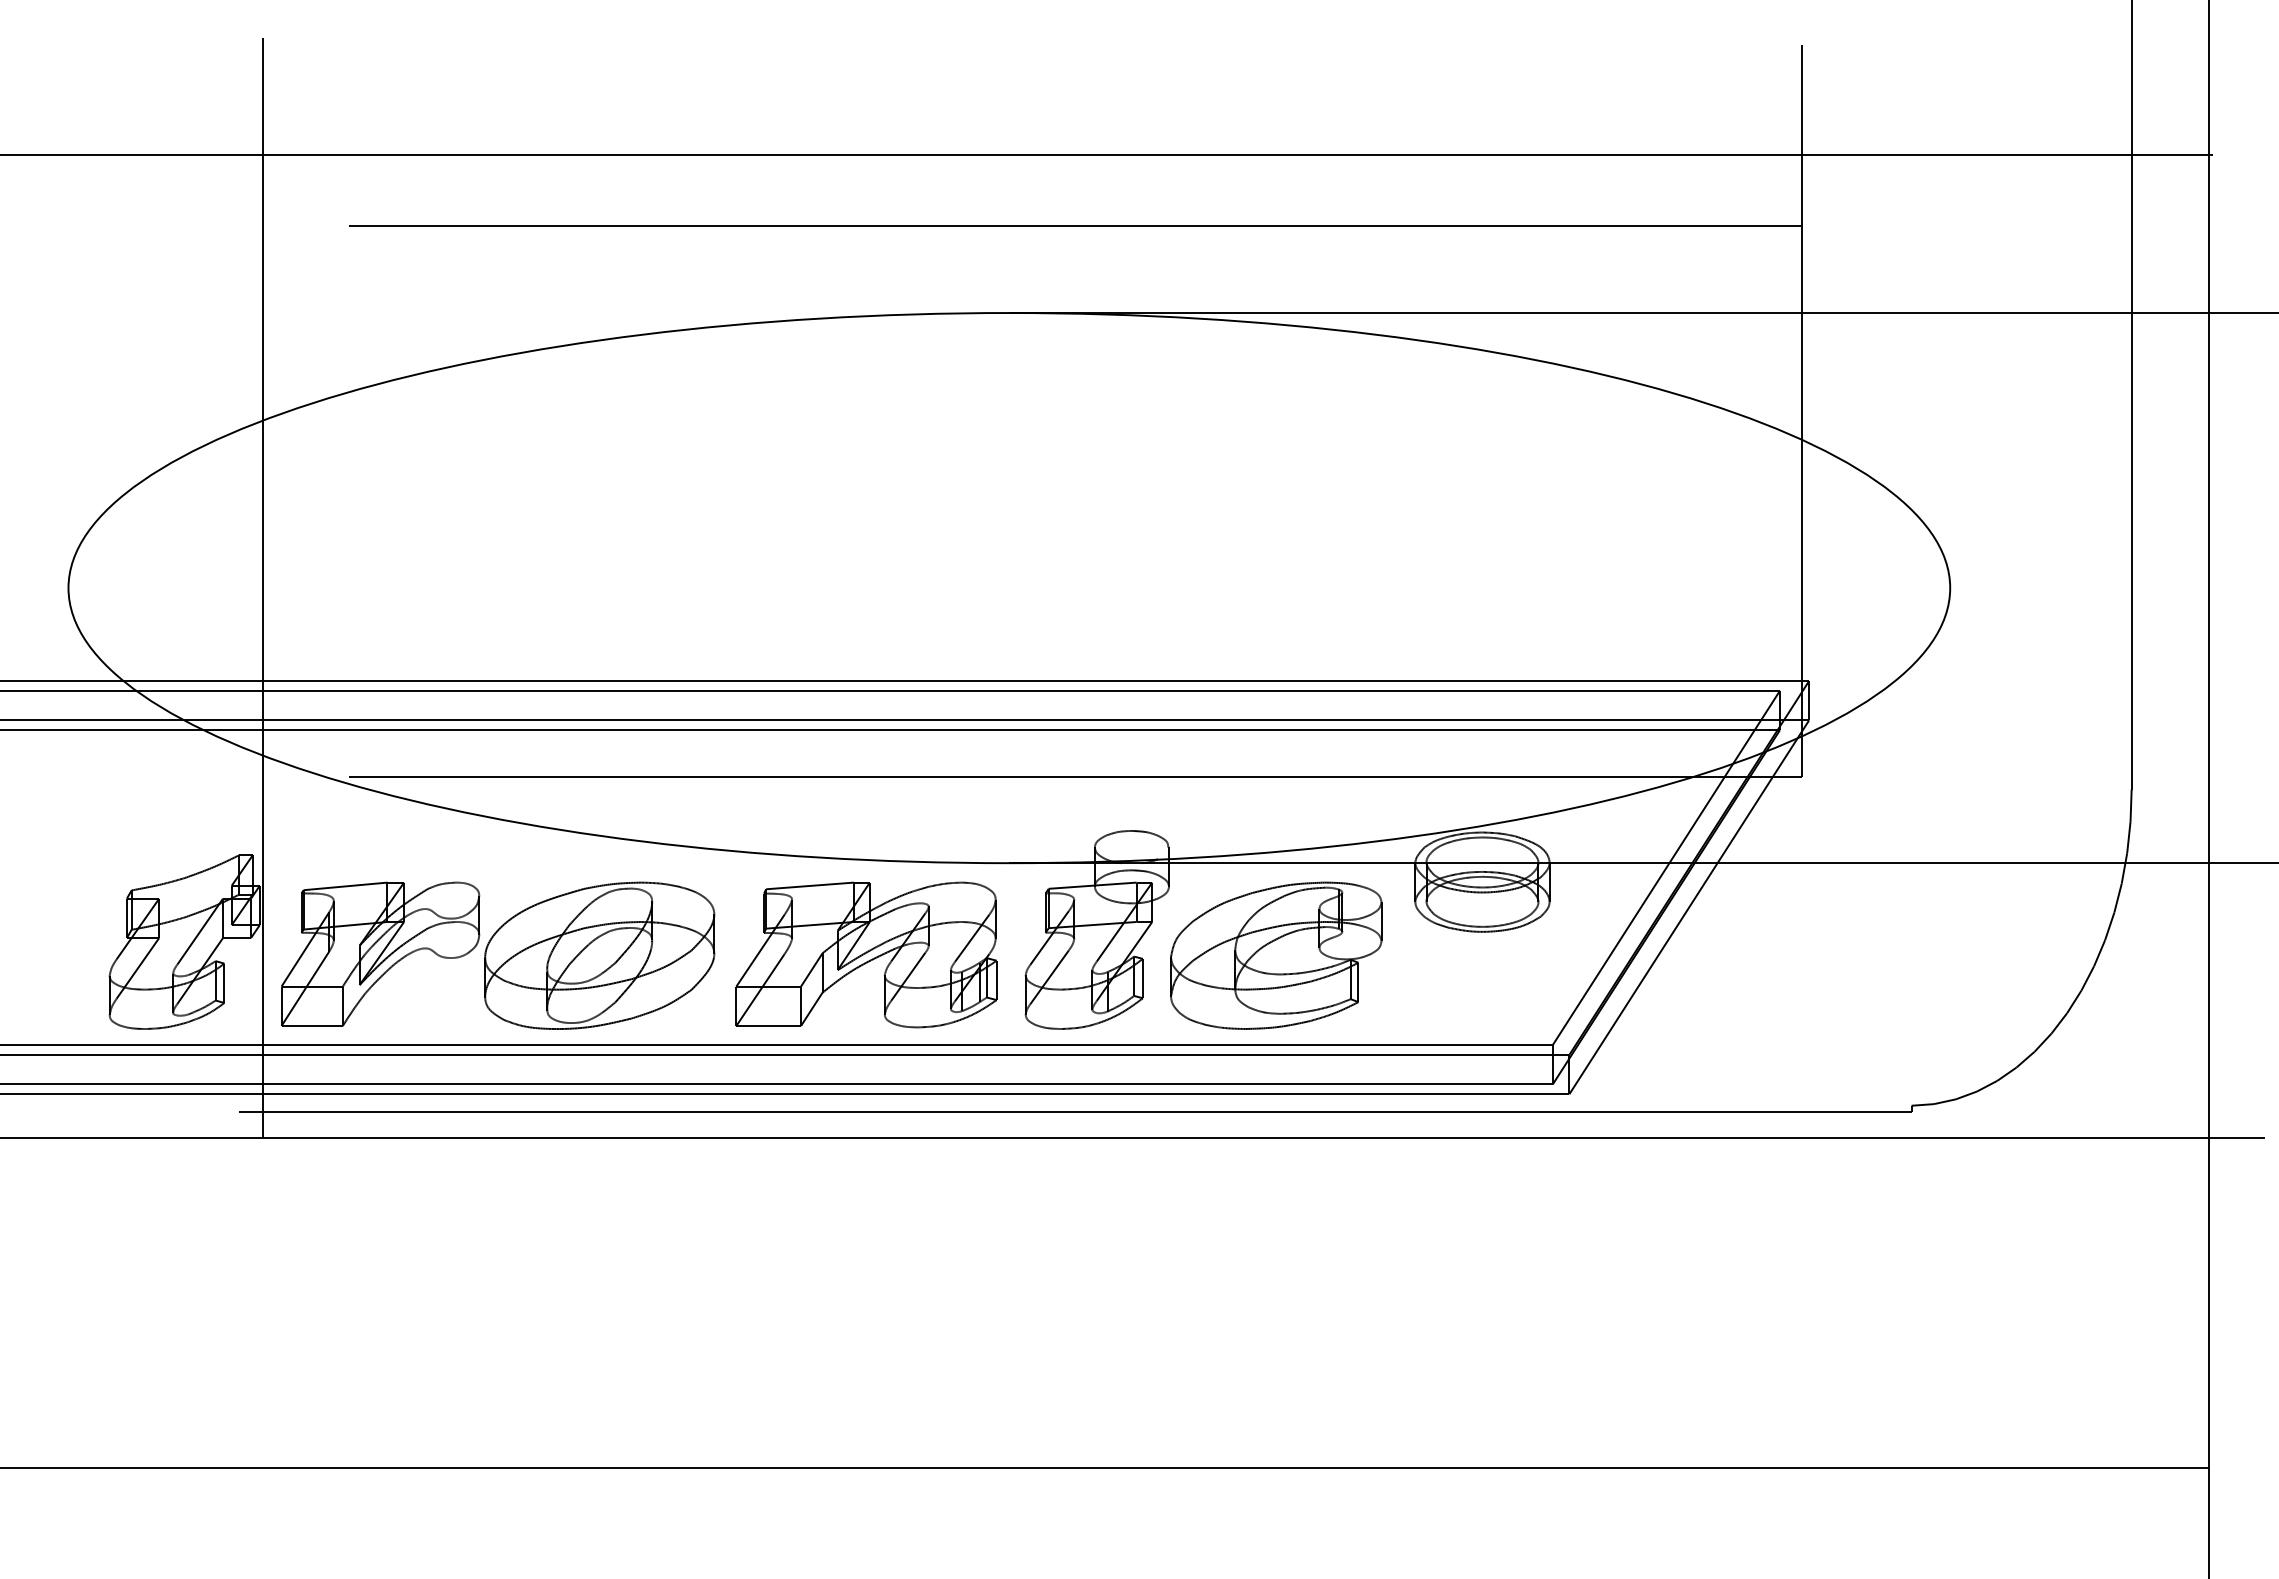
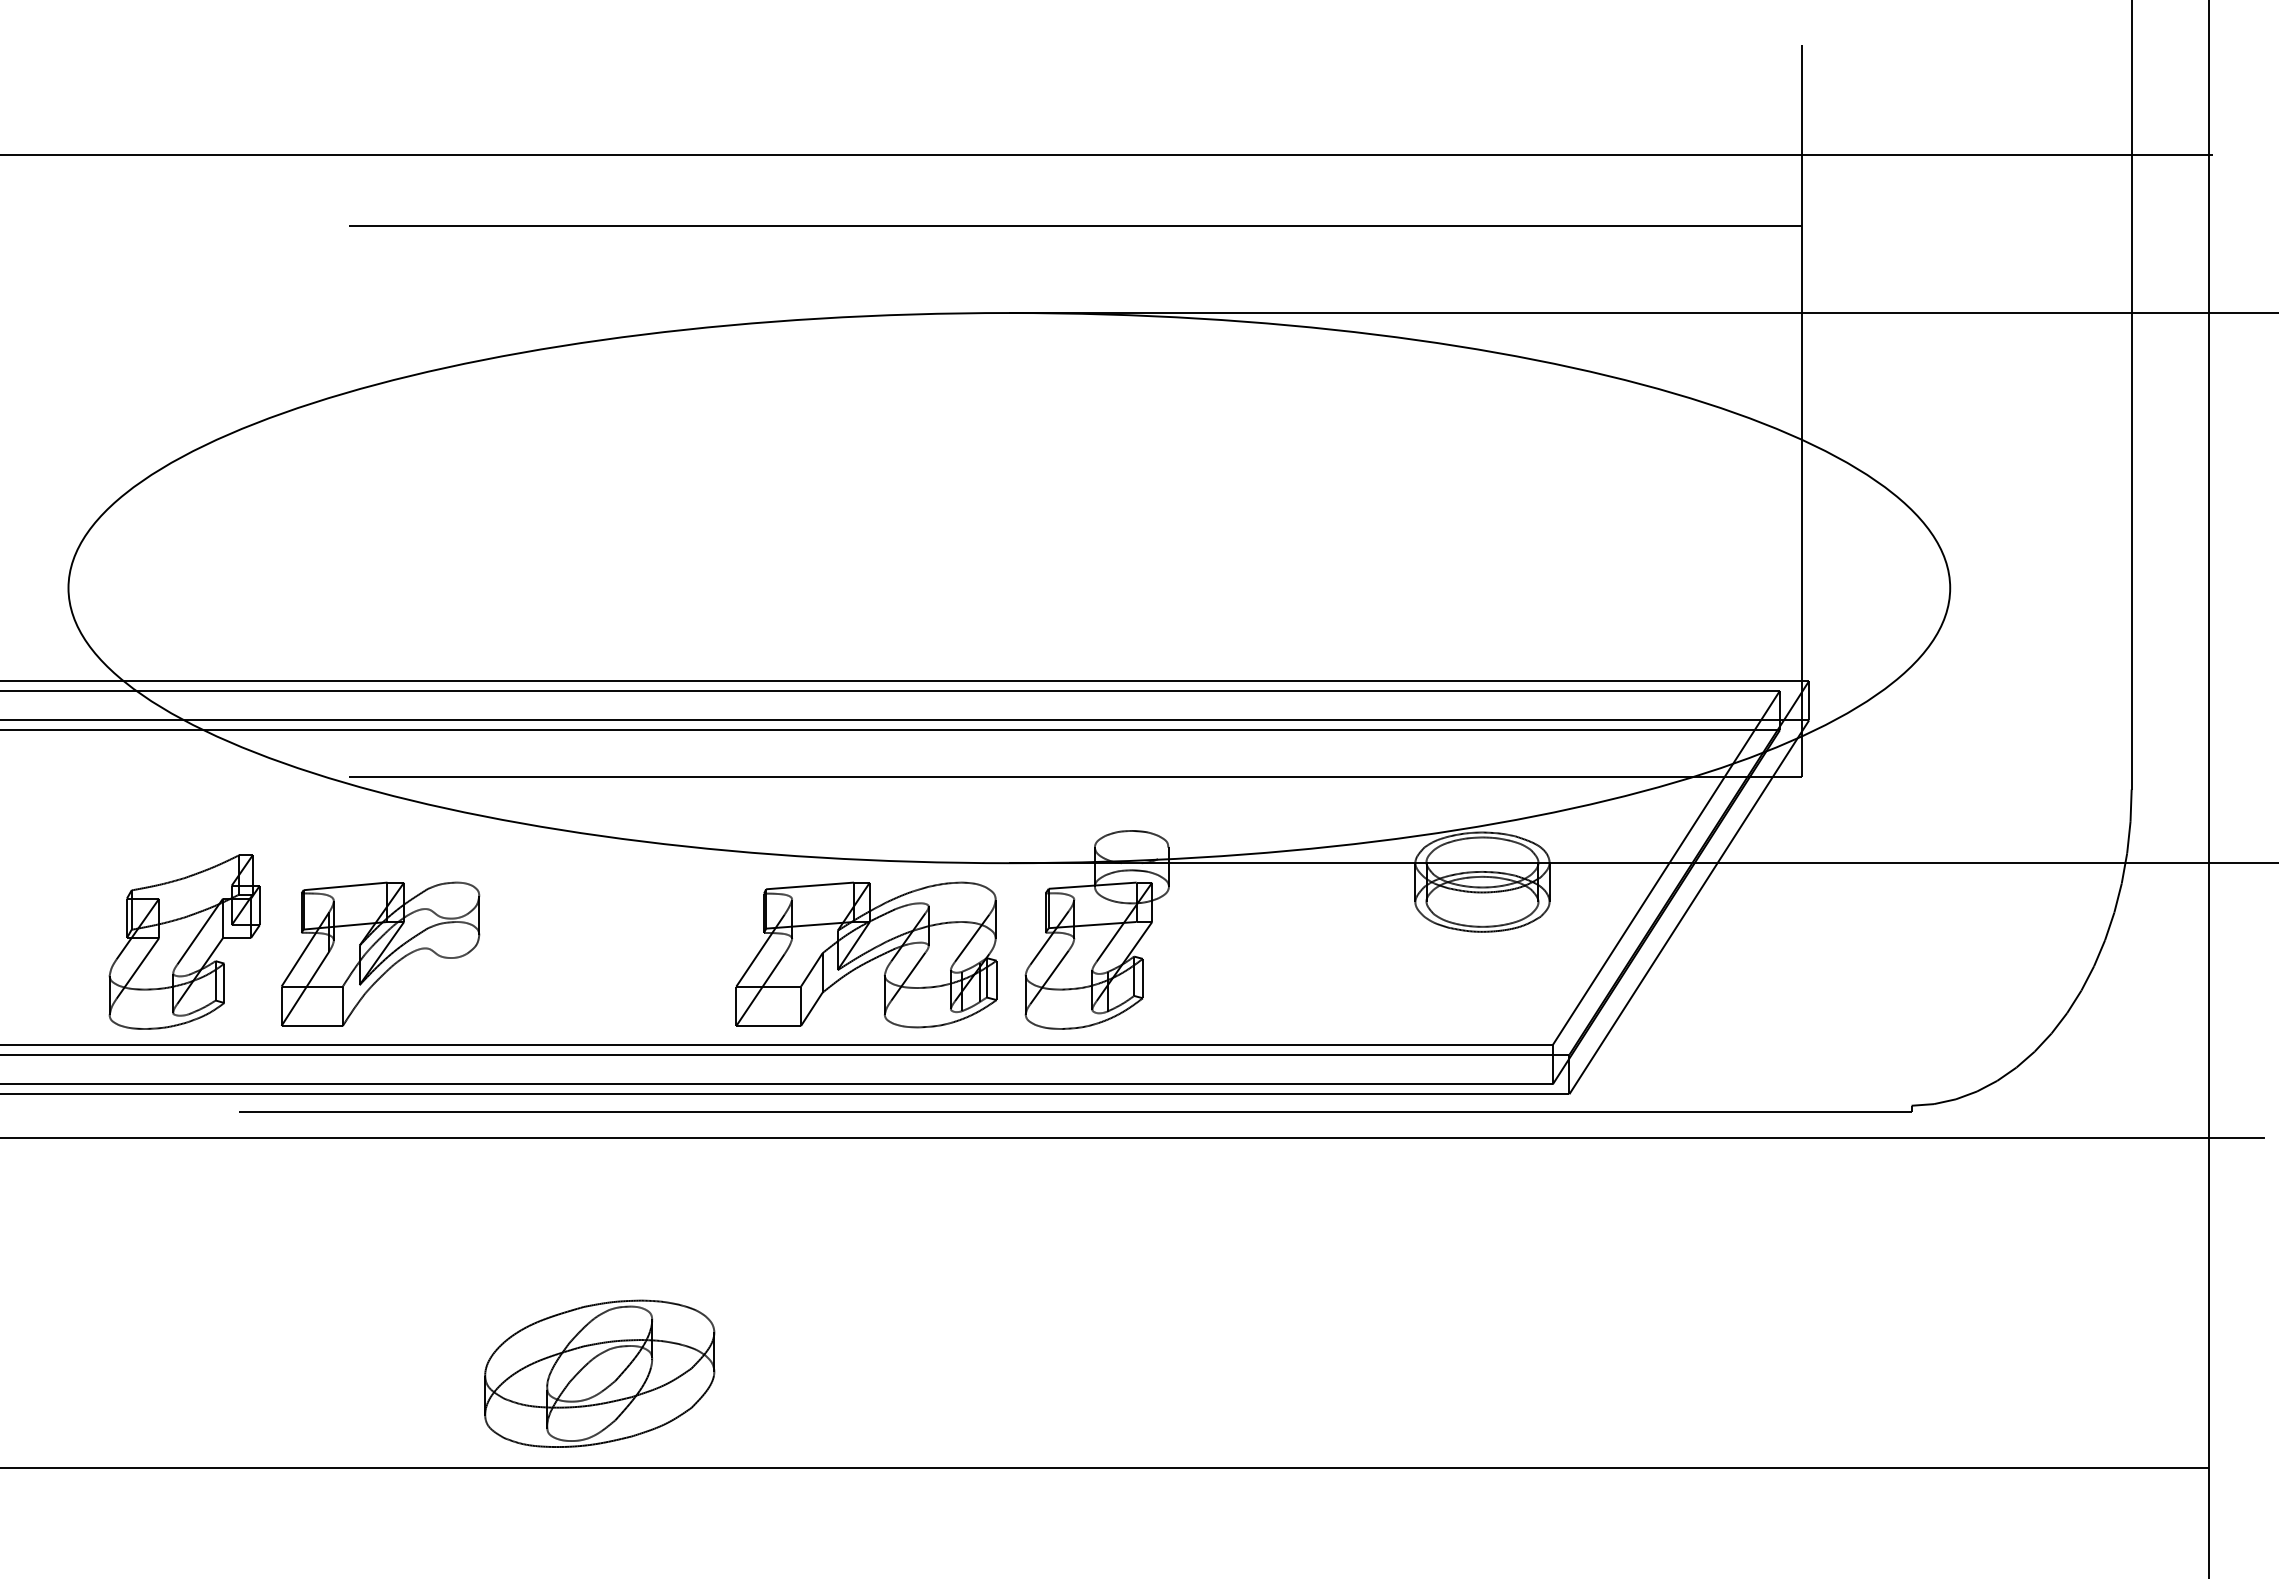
line: present -> none (263, 587)
part position: (599, 955) -> (599, 1373) (599, 1373)
part: present -> none (1276, 955)
